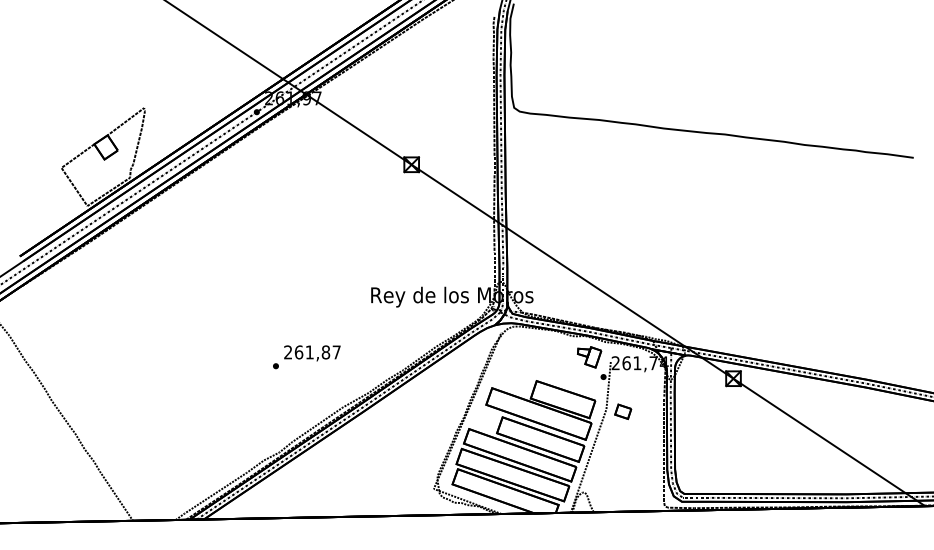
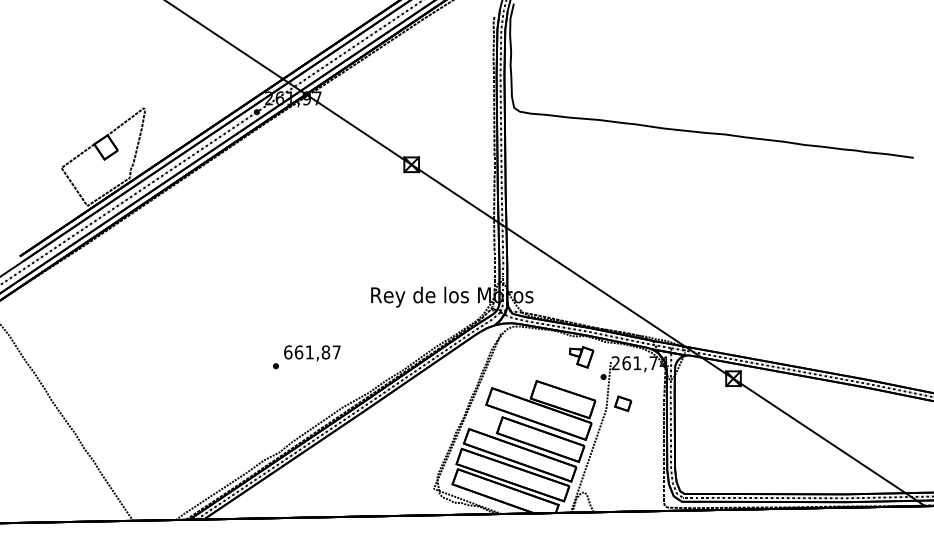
text: 261,87 -> 661,87 (288, 352)
part position: (589, 357) -> (581, 357) (581, 357)
part position: (623, 411) -> (623, 403) (623, 403)
